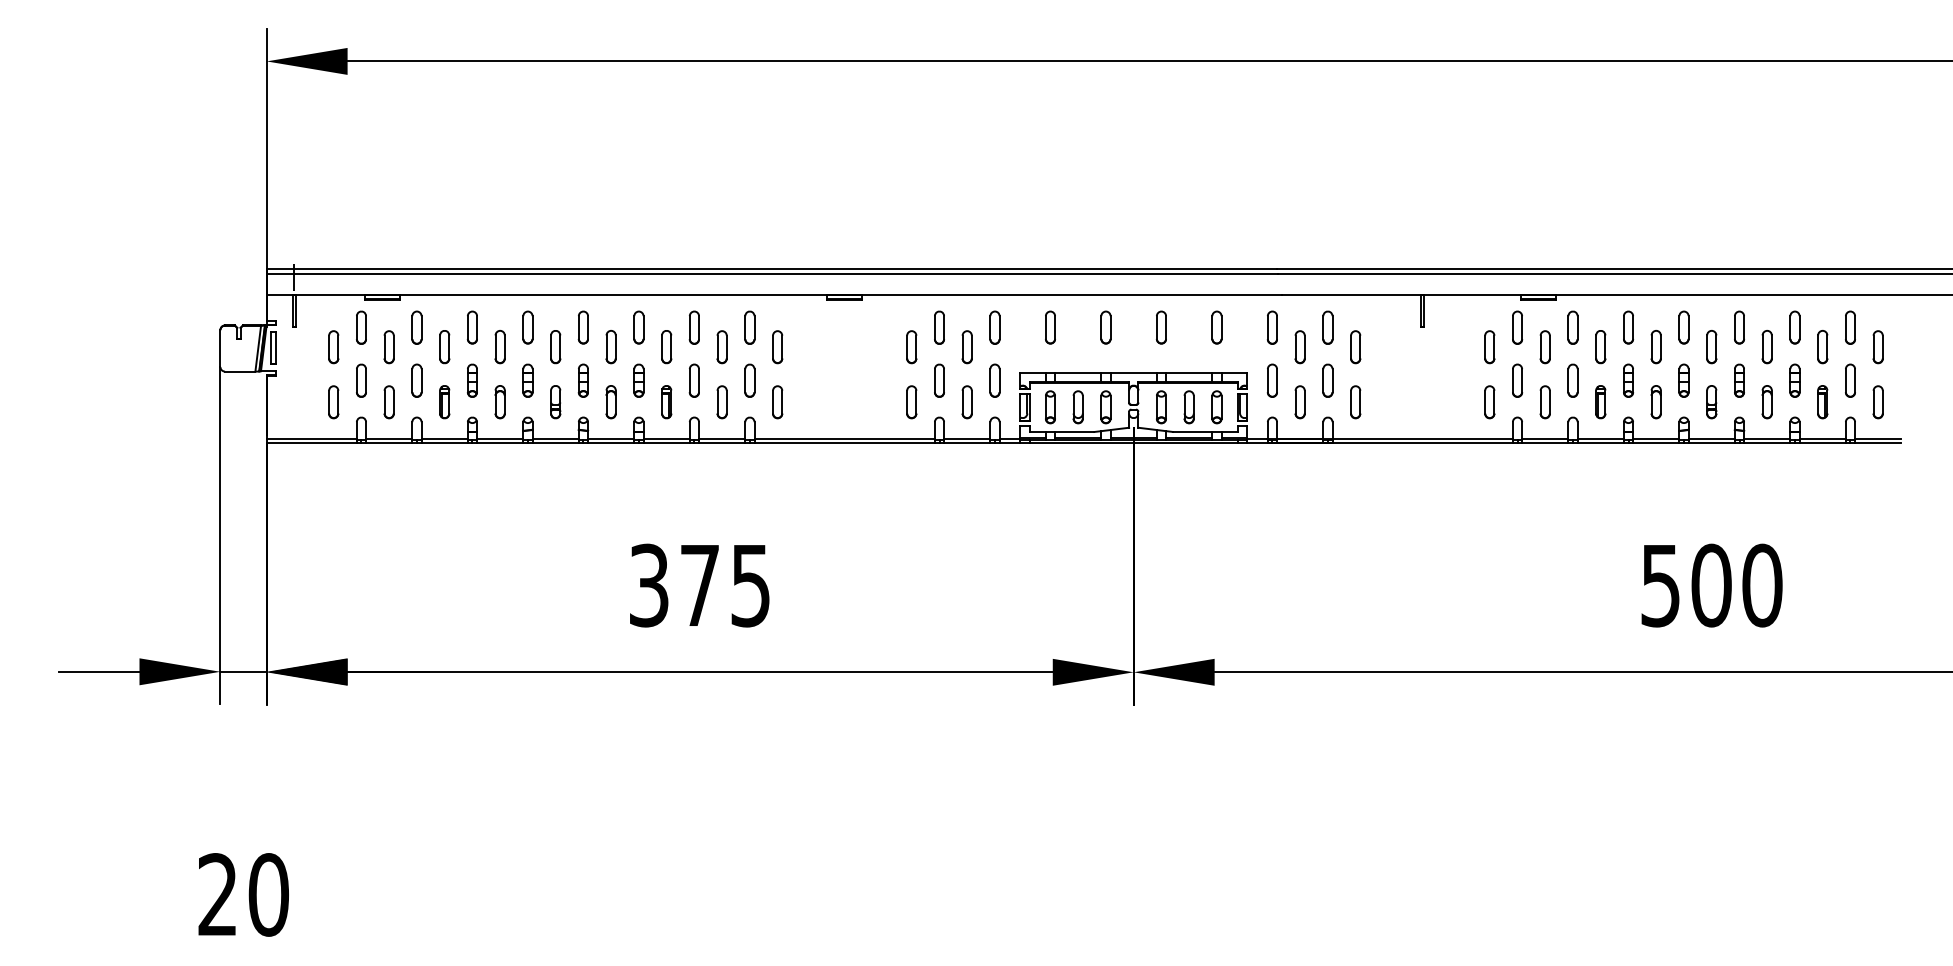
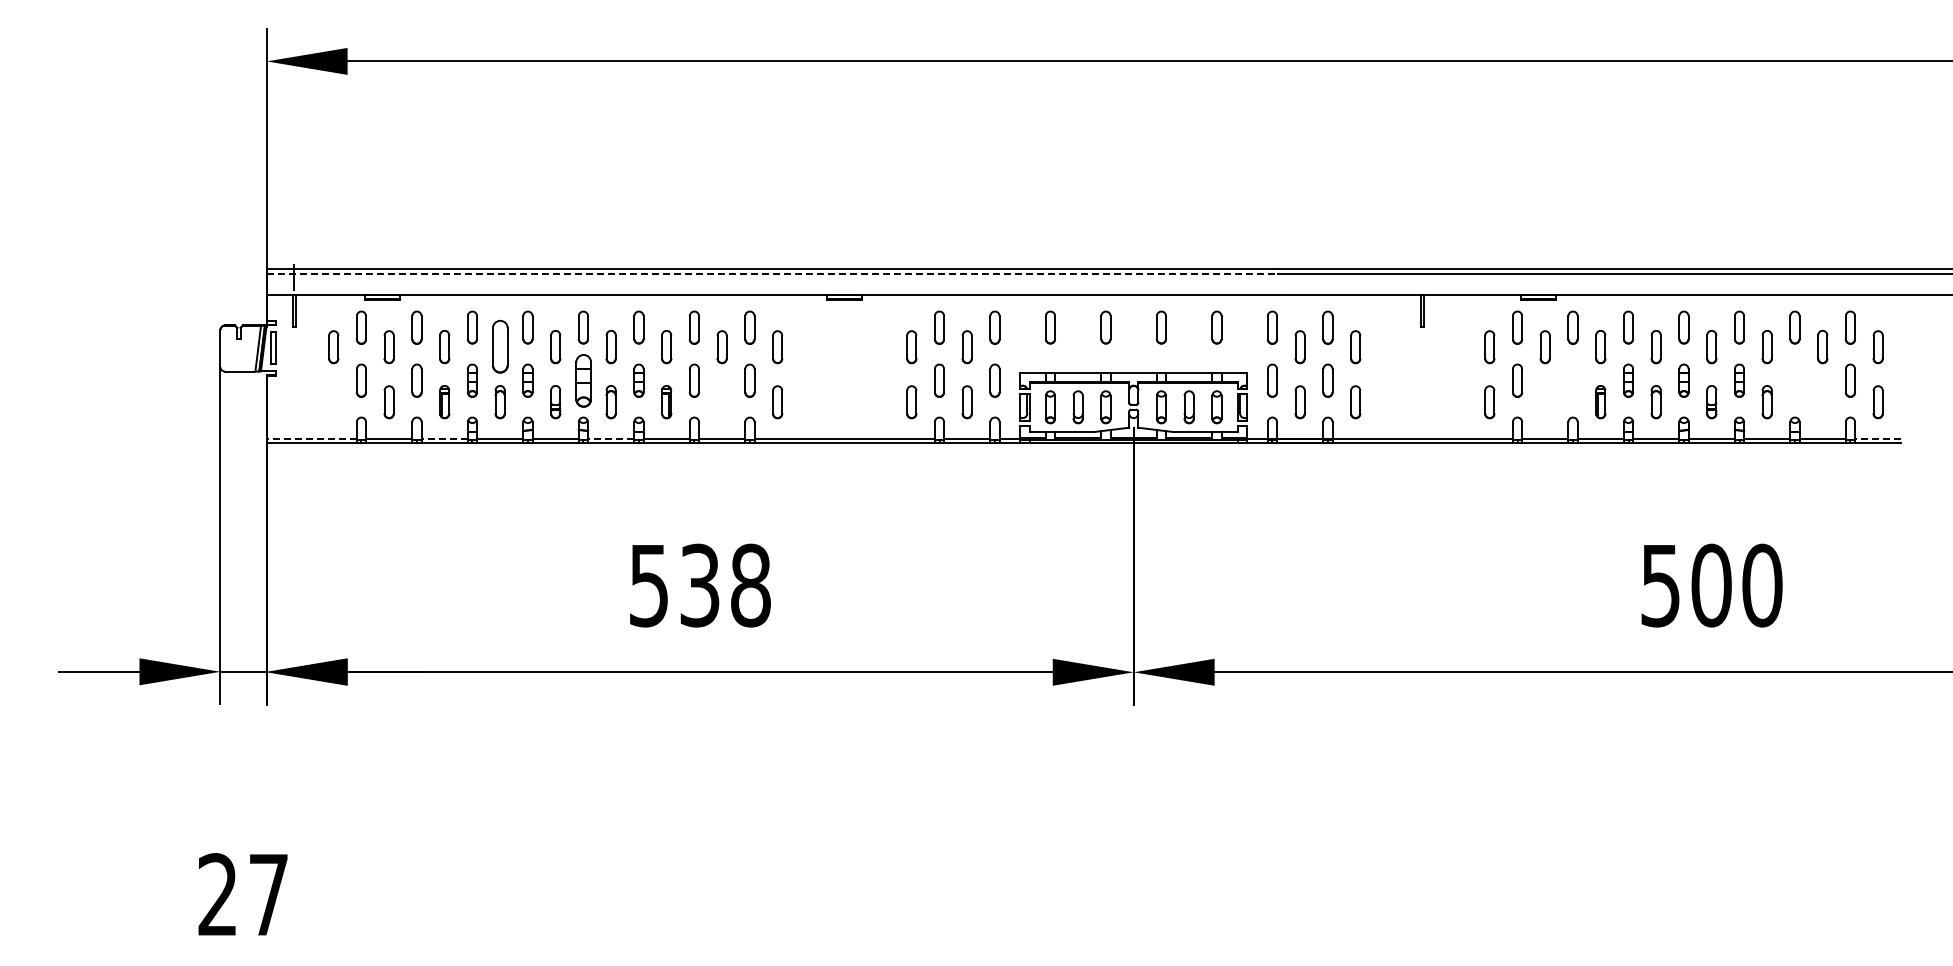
line: solid -> dashed (772, 274)
part size: 12x35 px -> 17x54 px (500, 346)
part size: 12x35 px -> 17x54 px (583, 380)
part: present -> none (1572, 380)
part: present -> none (1794, 380)
part: present -> none (333, 402)
part: present -> none (721, 402)
part: present -> none (1544, 402)
part: present -> none (1822, 402)
line: solid -> dashed (311, 438)
line: solid -> dashed (444, 438)
line: solid -> dashed (610, 438)
line: solid -> dashed (1877, 438)
text: 375 -> 538 (700, 585)
text: 20 -> 27 (268, 894)
